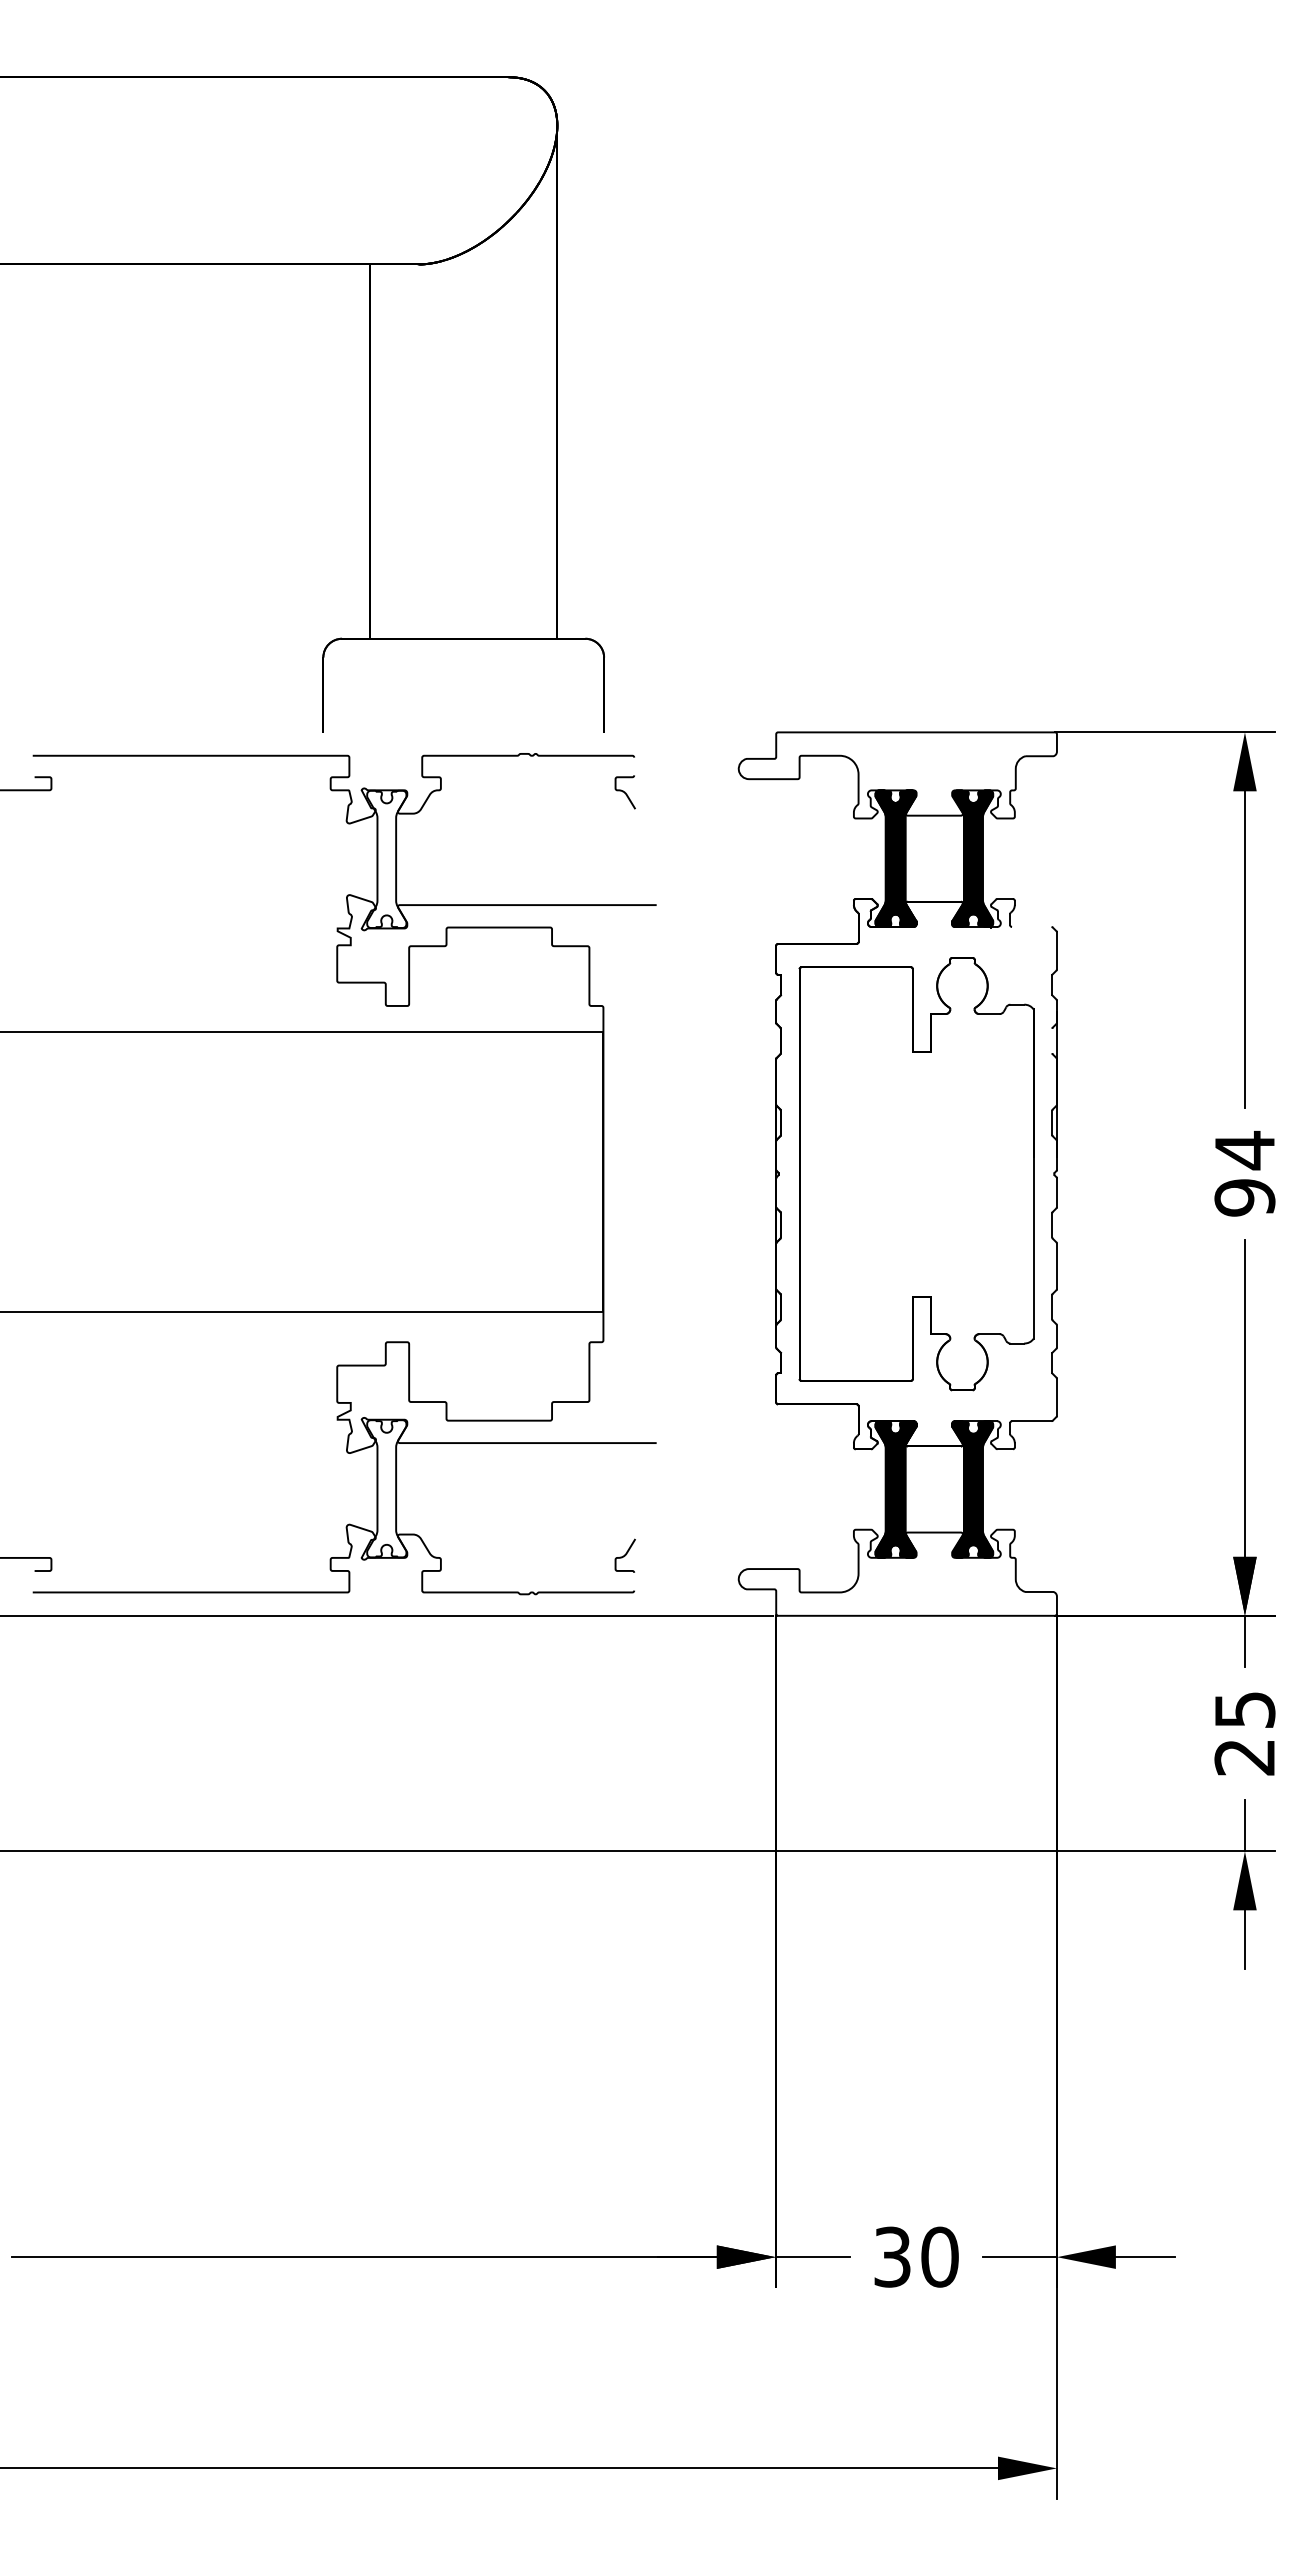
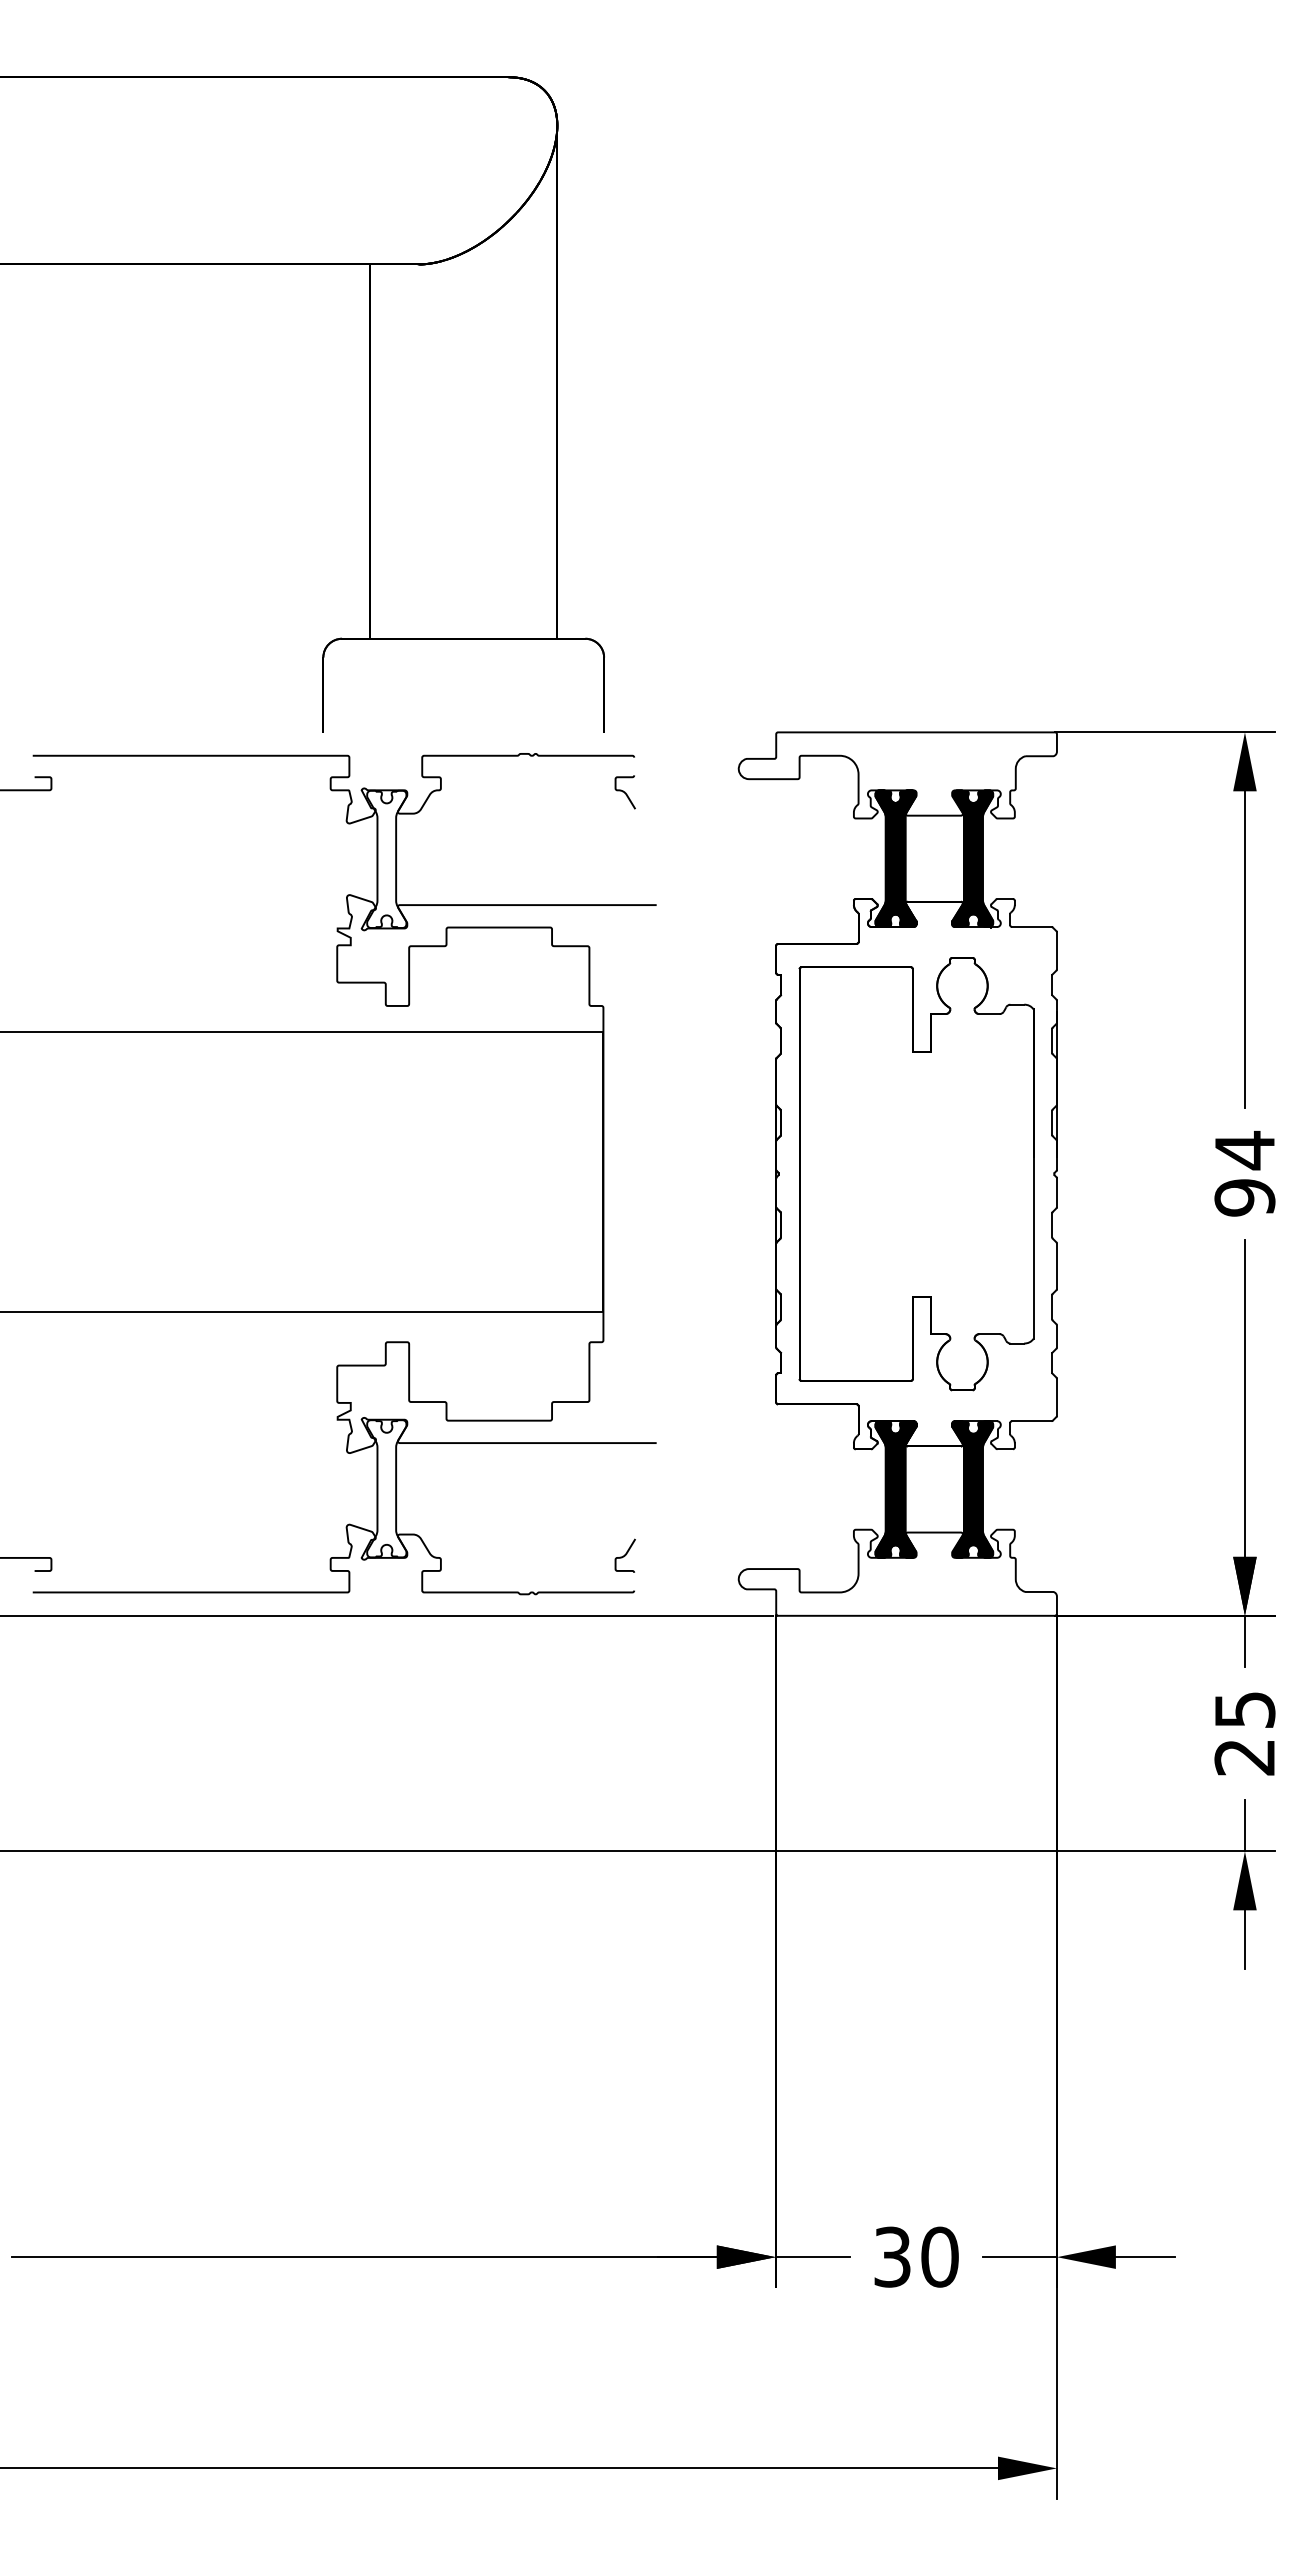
line: none -> present (1031, 927)
line: none -> present (1052, 1040)
